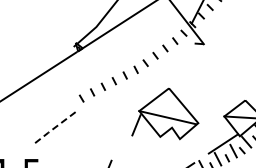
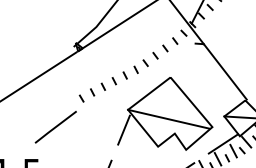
line: none -> present (224, 71)
part size: 69x54 px -> 97x74 px (165, 113)
line: dashed -> solid (55, 127)
